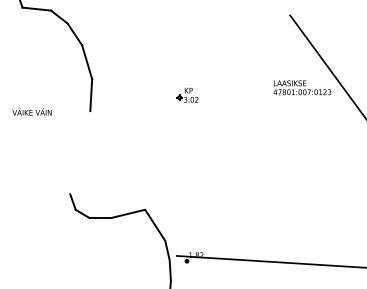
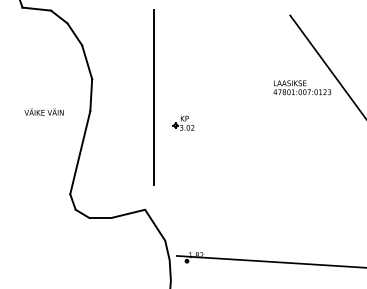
part position: (187, 94) -> (183, 122) (183, 122)
line: none -> present (154, 97)
text position: (31, 111) -> (43, 111) (43, 111)
line: none -> present (80, 152)
